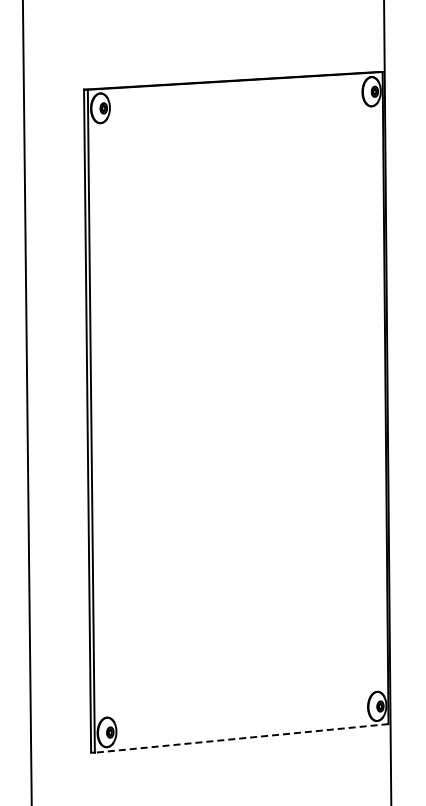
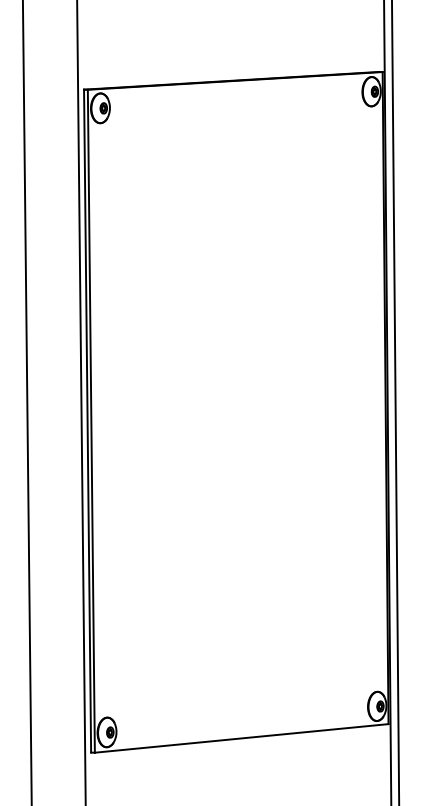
line: none -> present (81, 402)
line: none -> present (395, 402)
line: dashed -> solid (241, 738)
